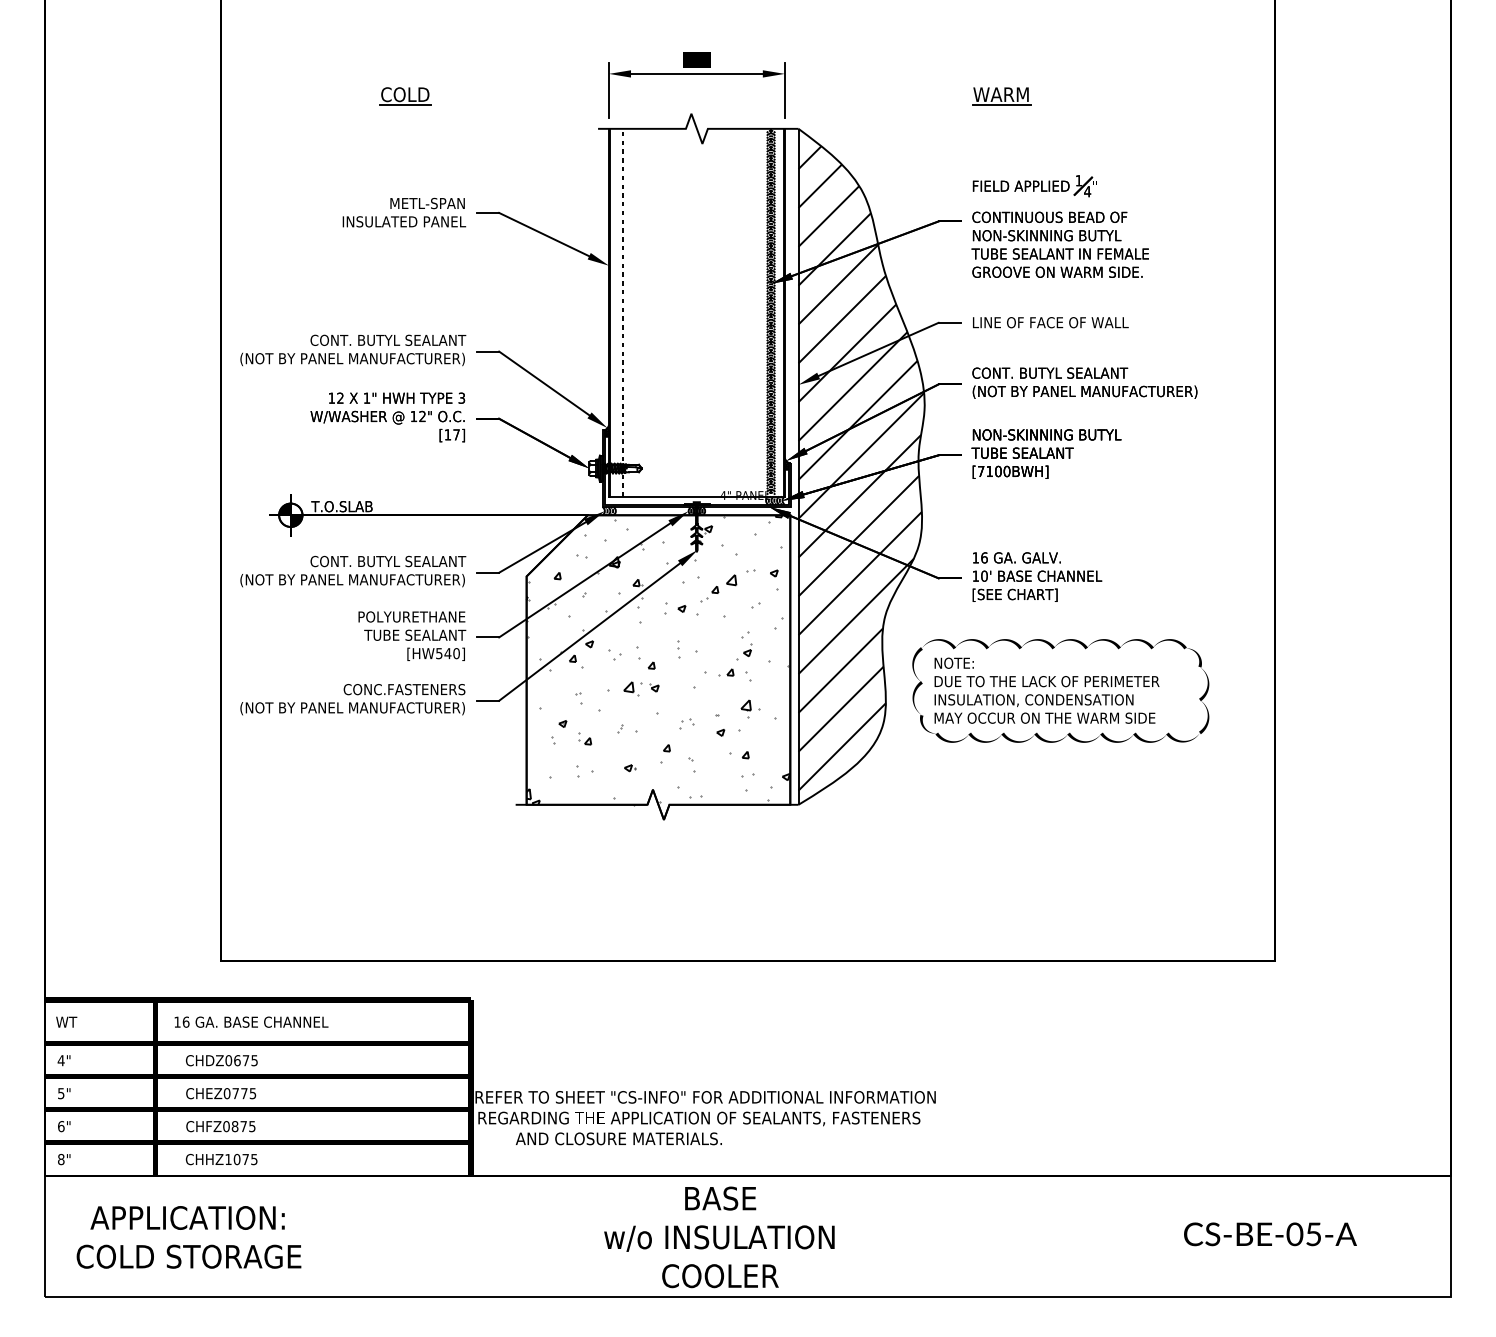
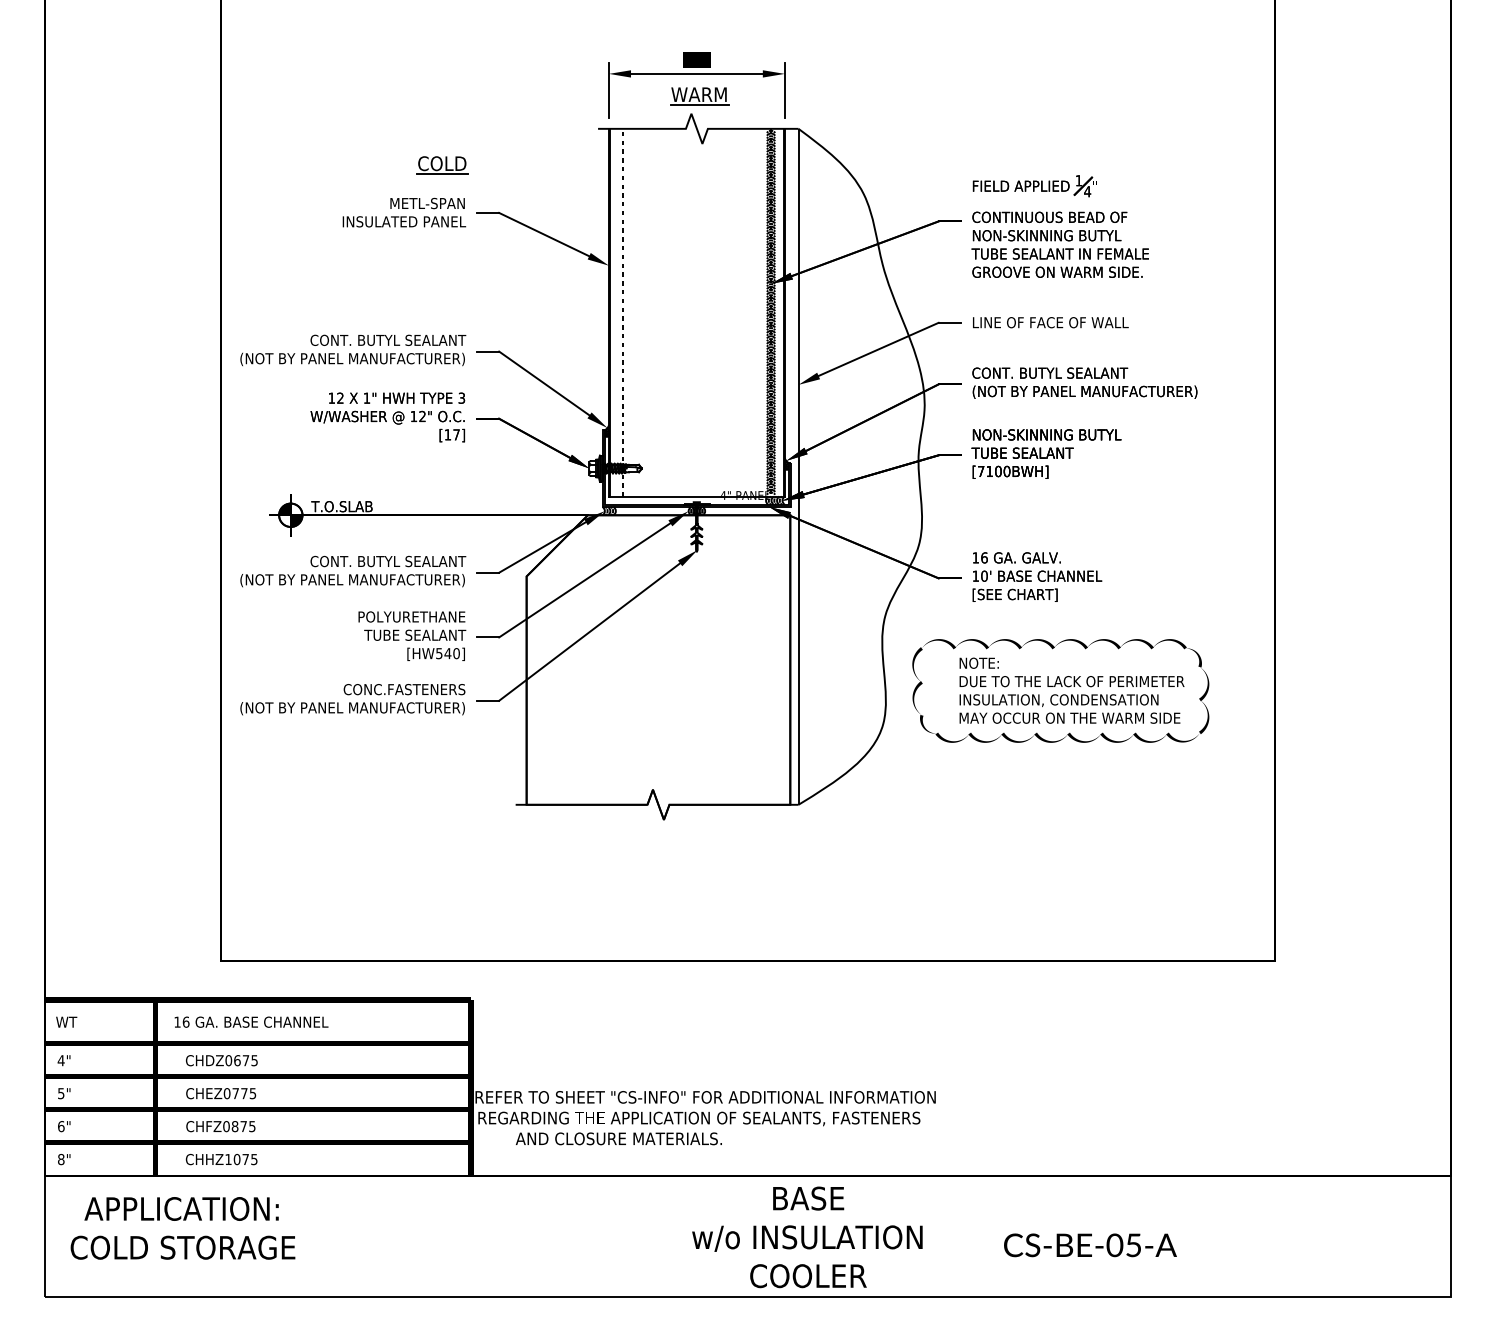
part position: (405, 96) -> (442, 165) (442, 165)
part position: (1001, 96) -> (699, 96) (699, 96)
hatch: present -> none (861, 459)
hatch: present -> none (658, 659)
text position: (1046, 690) -> (1071, 690) (1071, 690)
text position: (1270, 1234) -> (1090, 1245) (1090, 1245)
text position: (188, 1237) -> (182, 1228) (182, 1228)
text position: (719, 1237) -> (807, 1237) (807, 1237)
